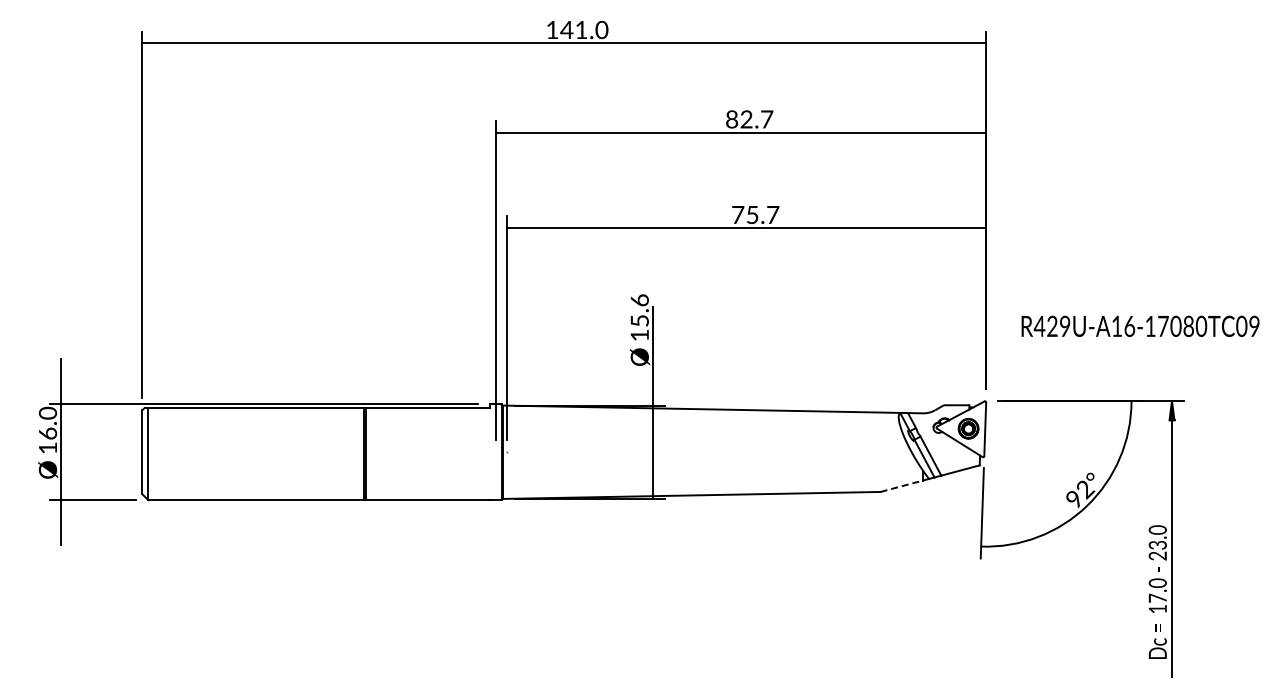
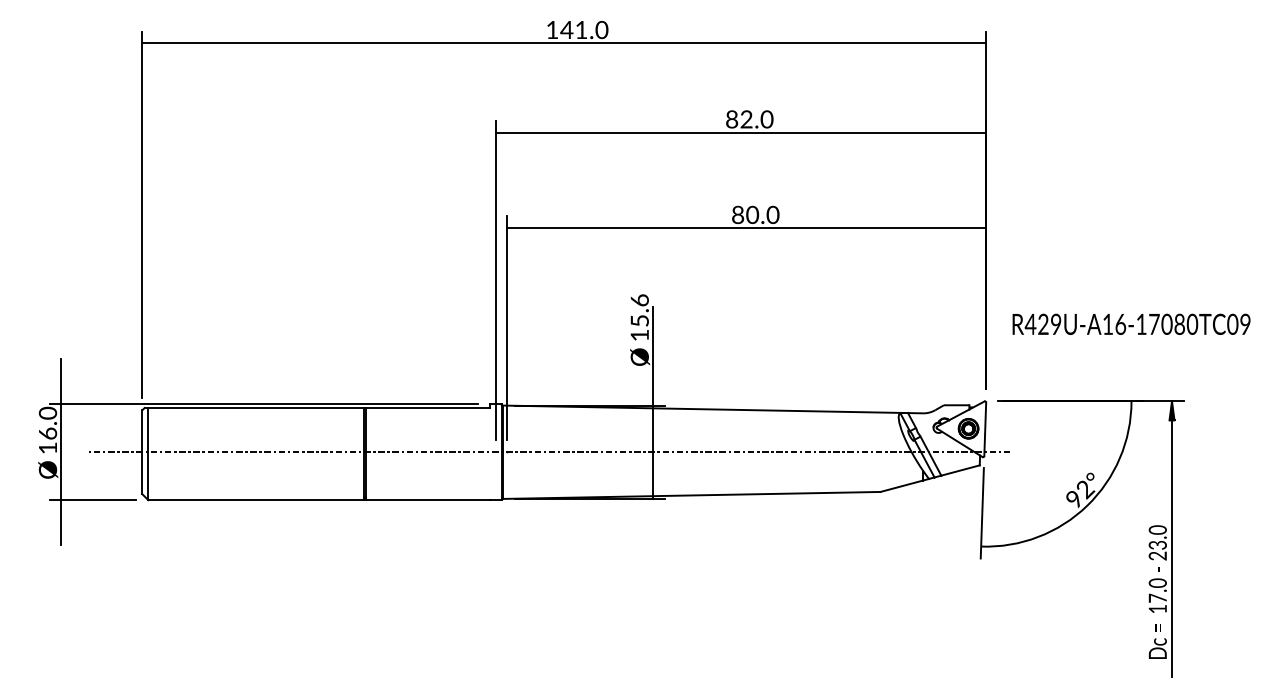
text: 82.7 -> 82.0 (766, 119)
text: 75.7 -> 80.0 (755, 214)
text position: (1140, 325) -> (1131, 323) (1131, 323)
line: none -> present (549, 452)
line: dashed -> solid (901, 486)
